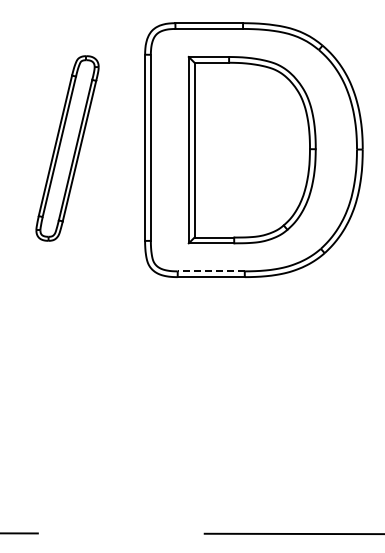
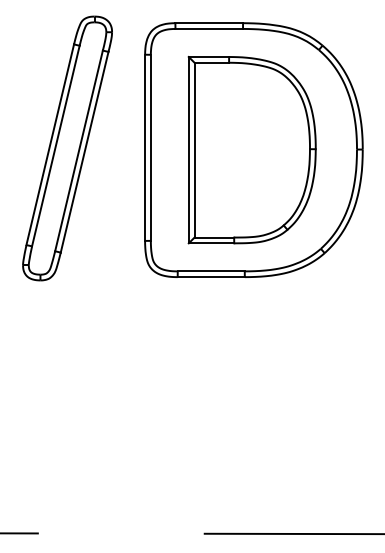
part size: 65x187 px -> 91x267 px (67, 148)
line: dashed -> solid (211, 271)
